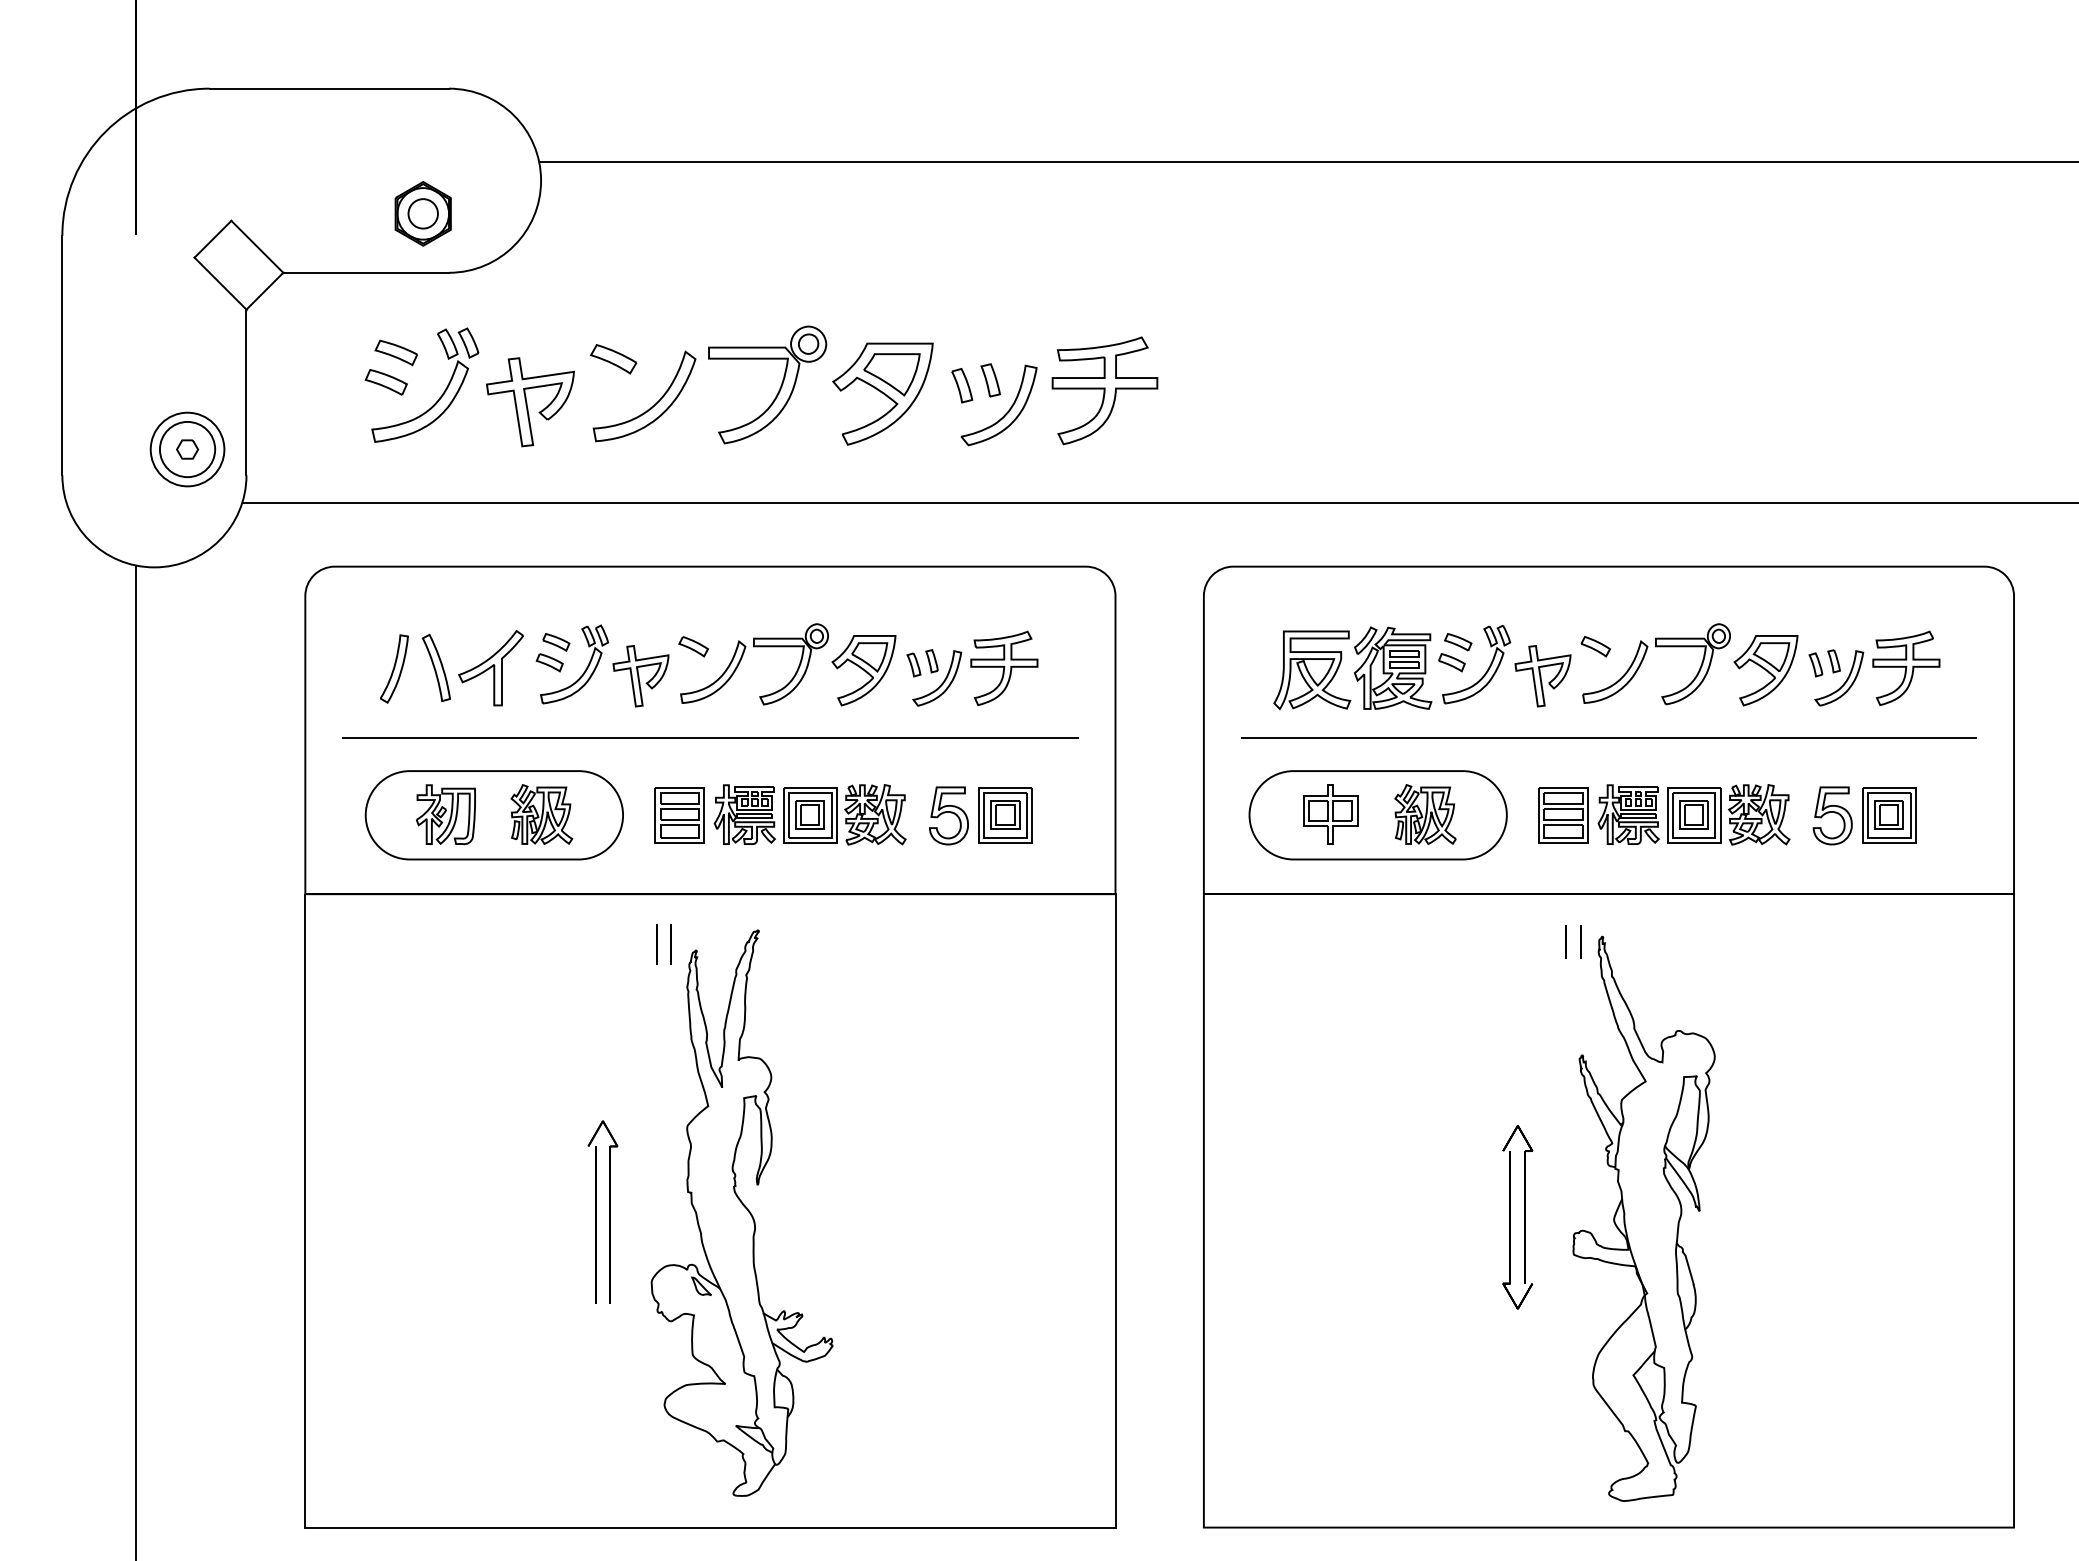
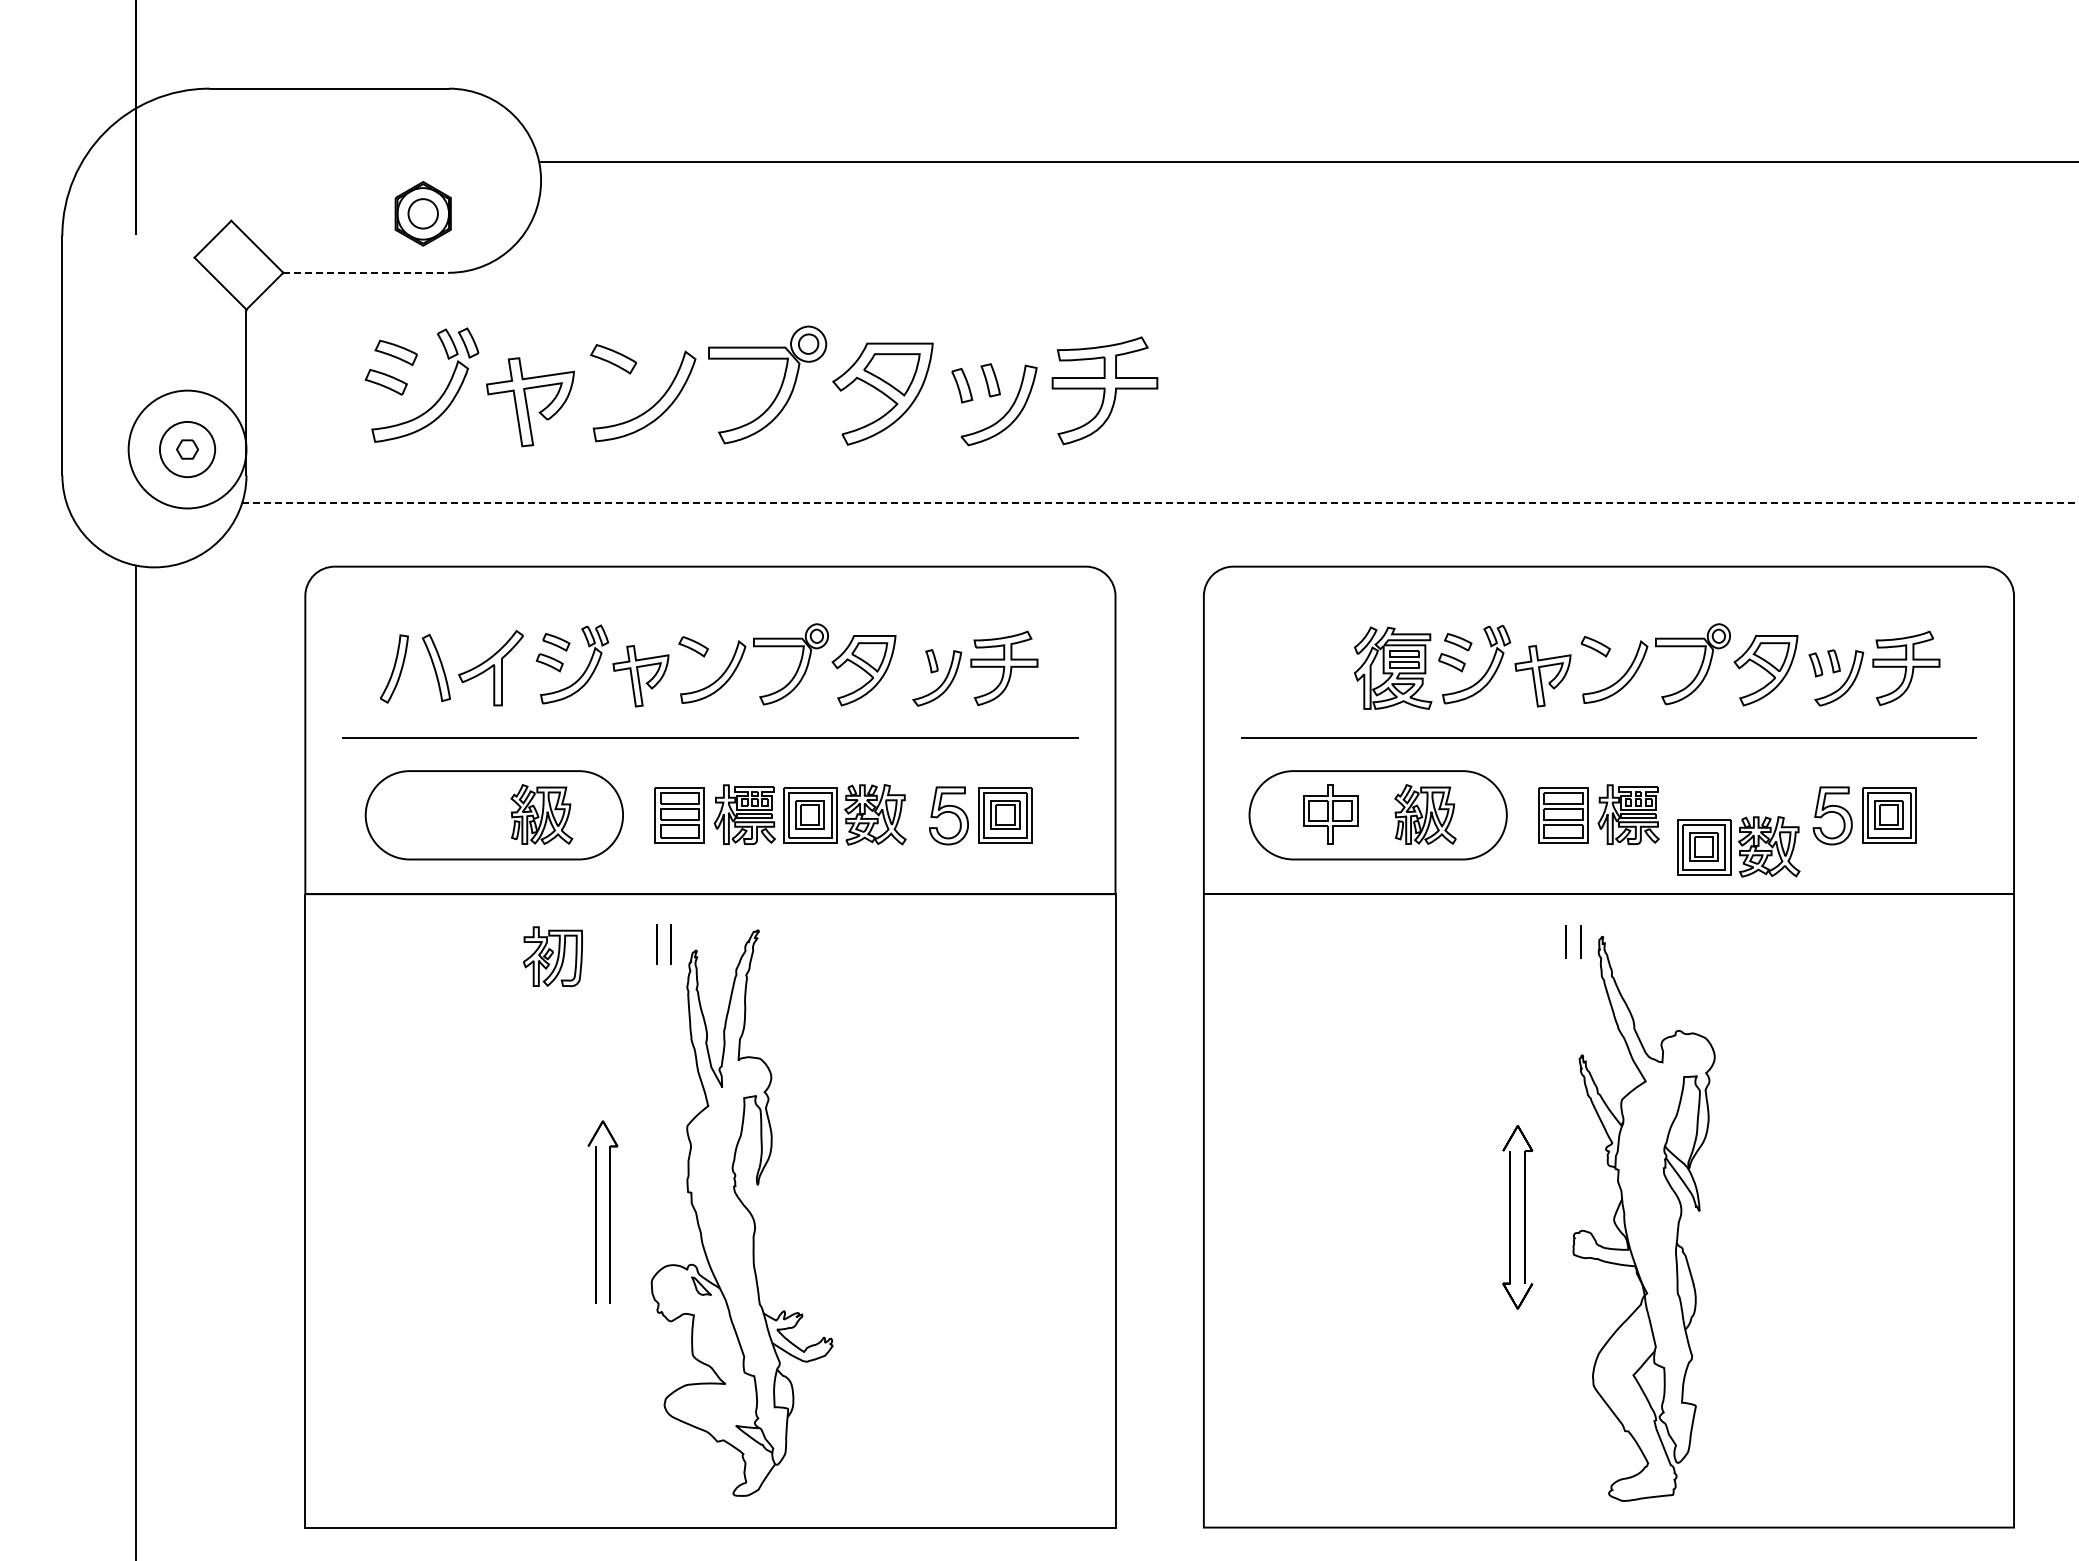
line: solid -> dashed (366, 272)
circle diameter: 74 px -> 118 px (187, 449)
line: solid -> dashed (1161, 502)
part: present -> none (913, 664)
part: present -> none (1312, 670)
part position: (445, 814) -> (552, 956) (552, 956)
part position: (1728, 814) -> (1738, 846) (1738, 846)
